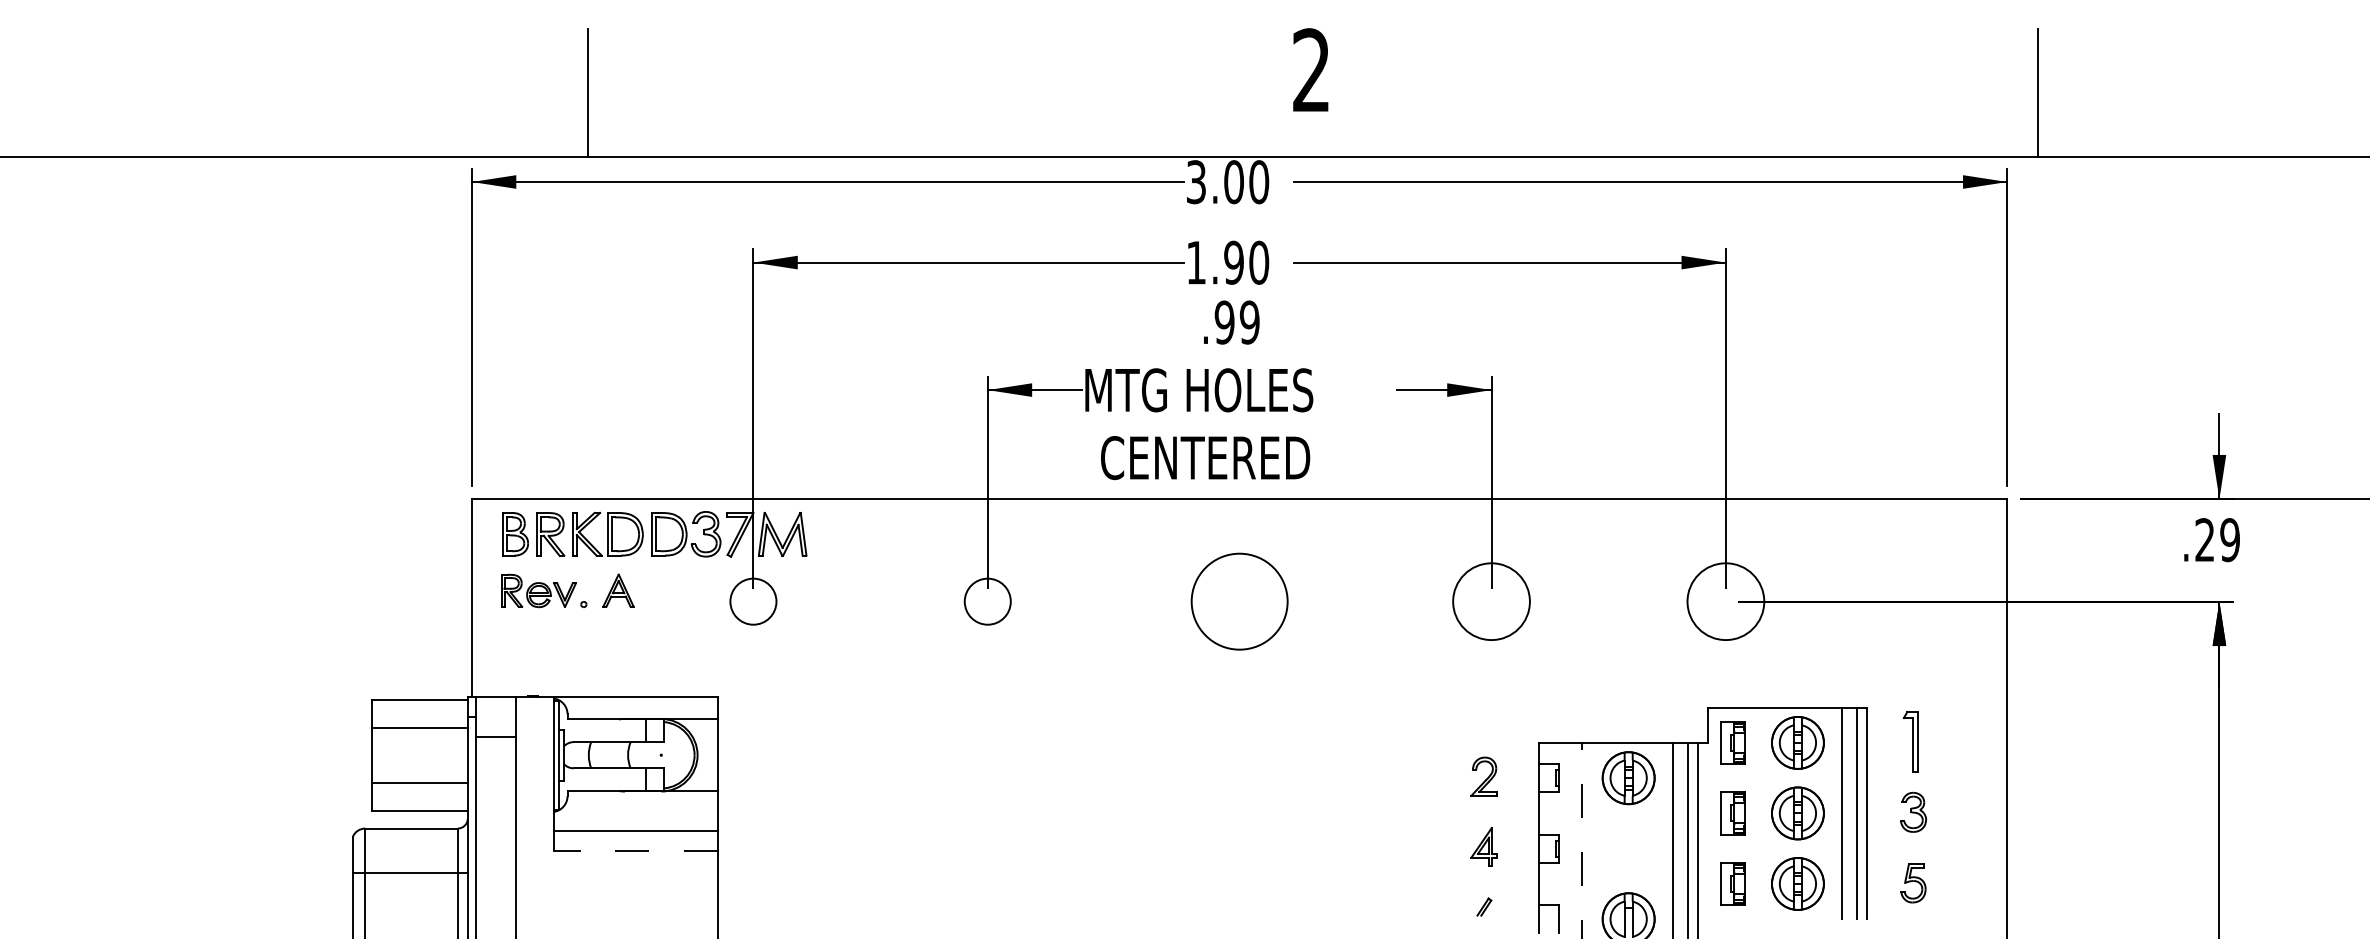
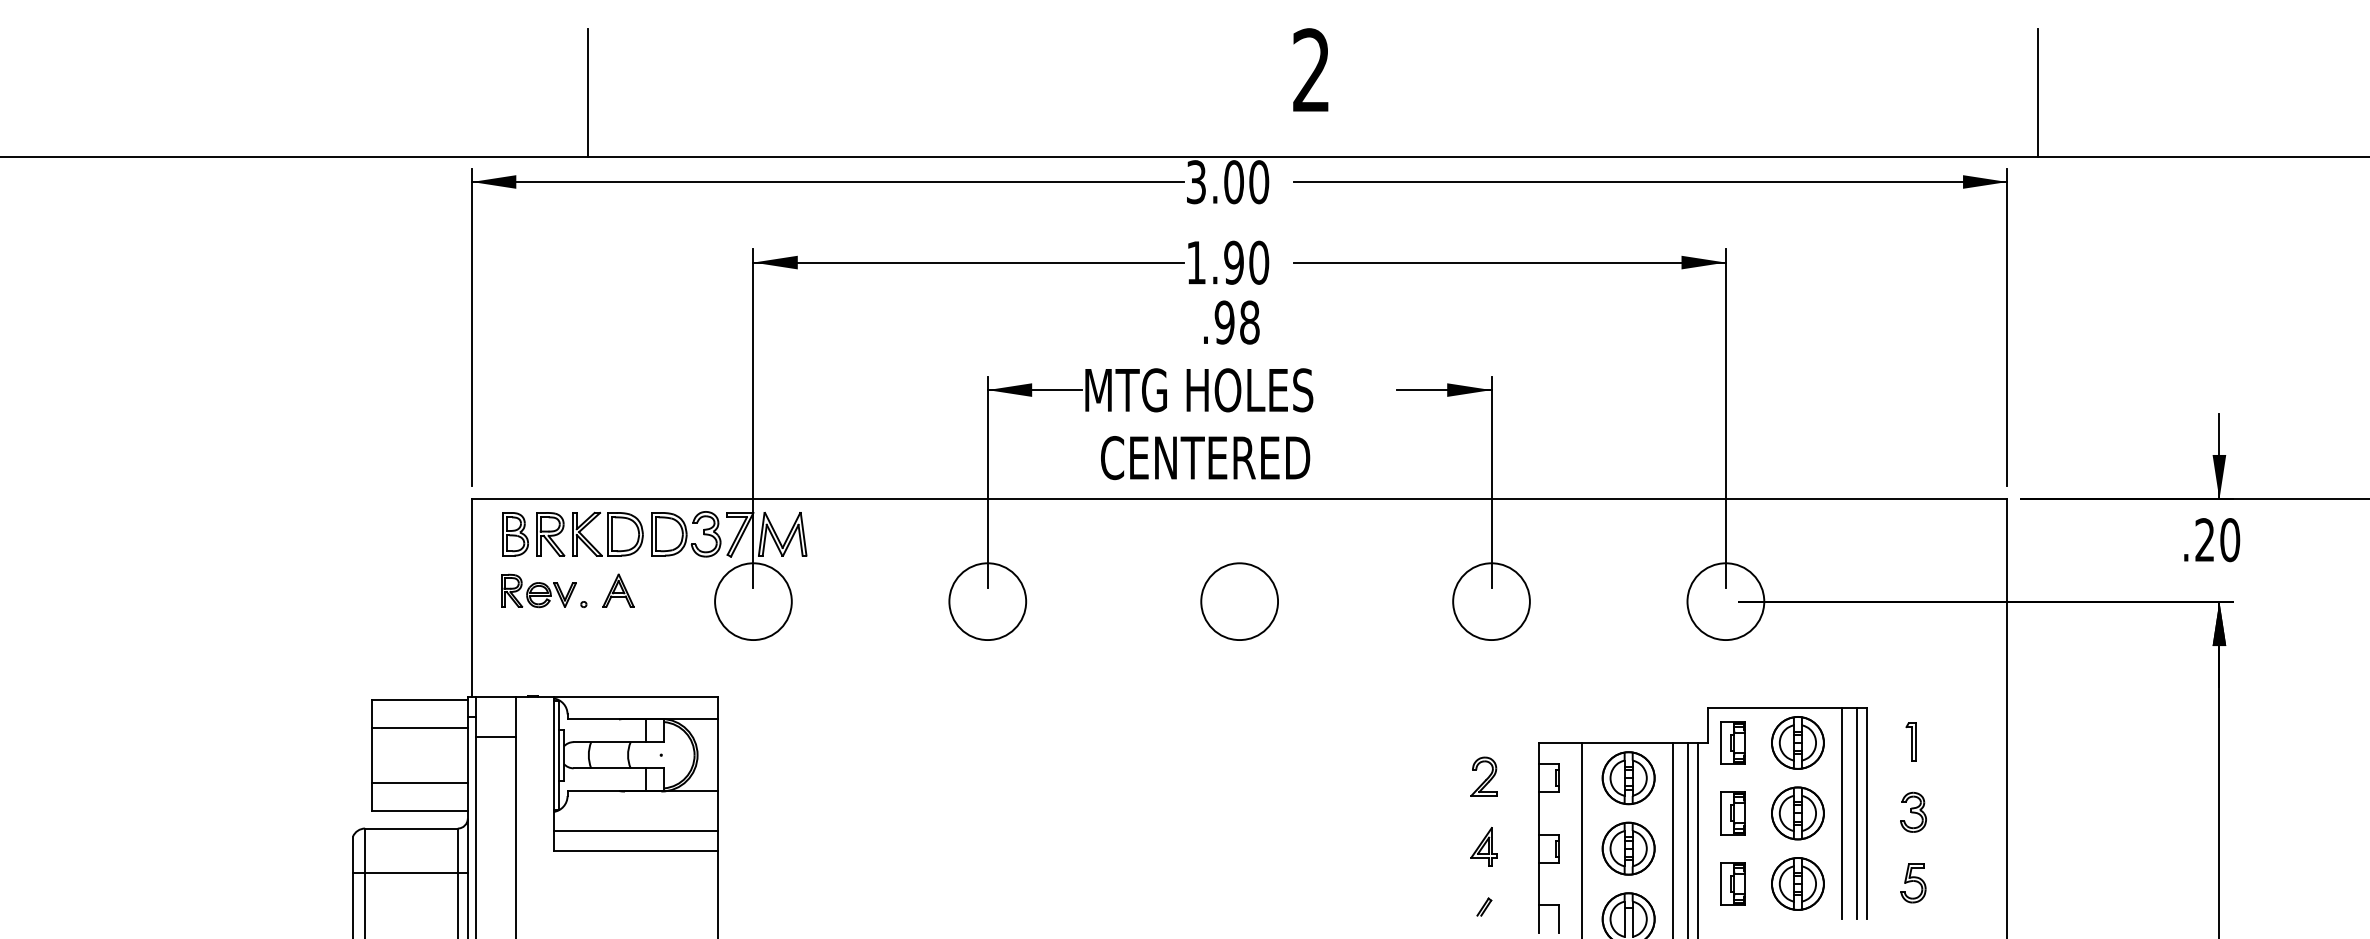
text: .99 -> .98 (1249, 322)
text: .29 -> .20 (2230, 540)
circle diameter: 46 px -> 77 px (753, 601)
circle diameter: 46 px -> 77 px (987, 601)
circle diameter: 96 px -> 77 px (1239, 601)
part size: 17x62 px -> 12x40 px (1910, 741)
line: dashed -> solid (1582, 840)
part: none -> present (1628, 848)
line: dashed -> solid (635, 850)
